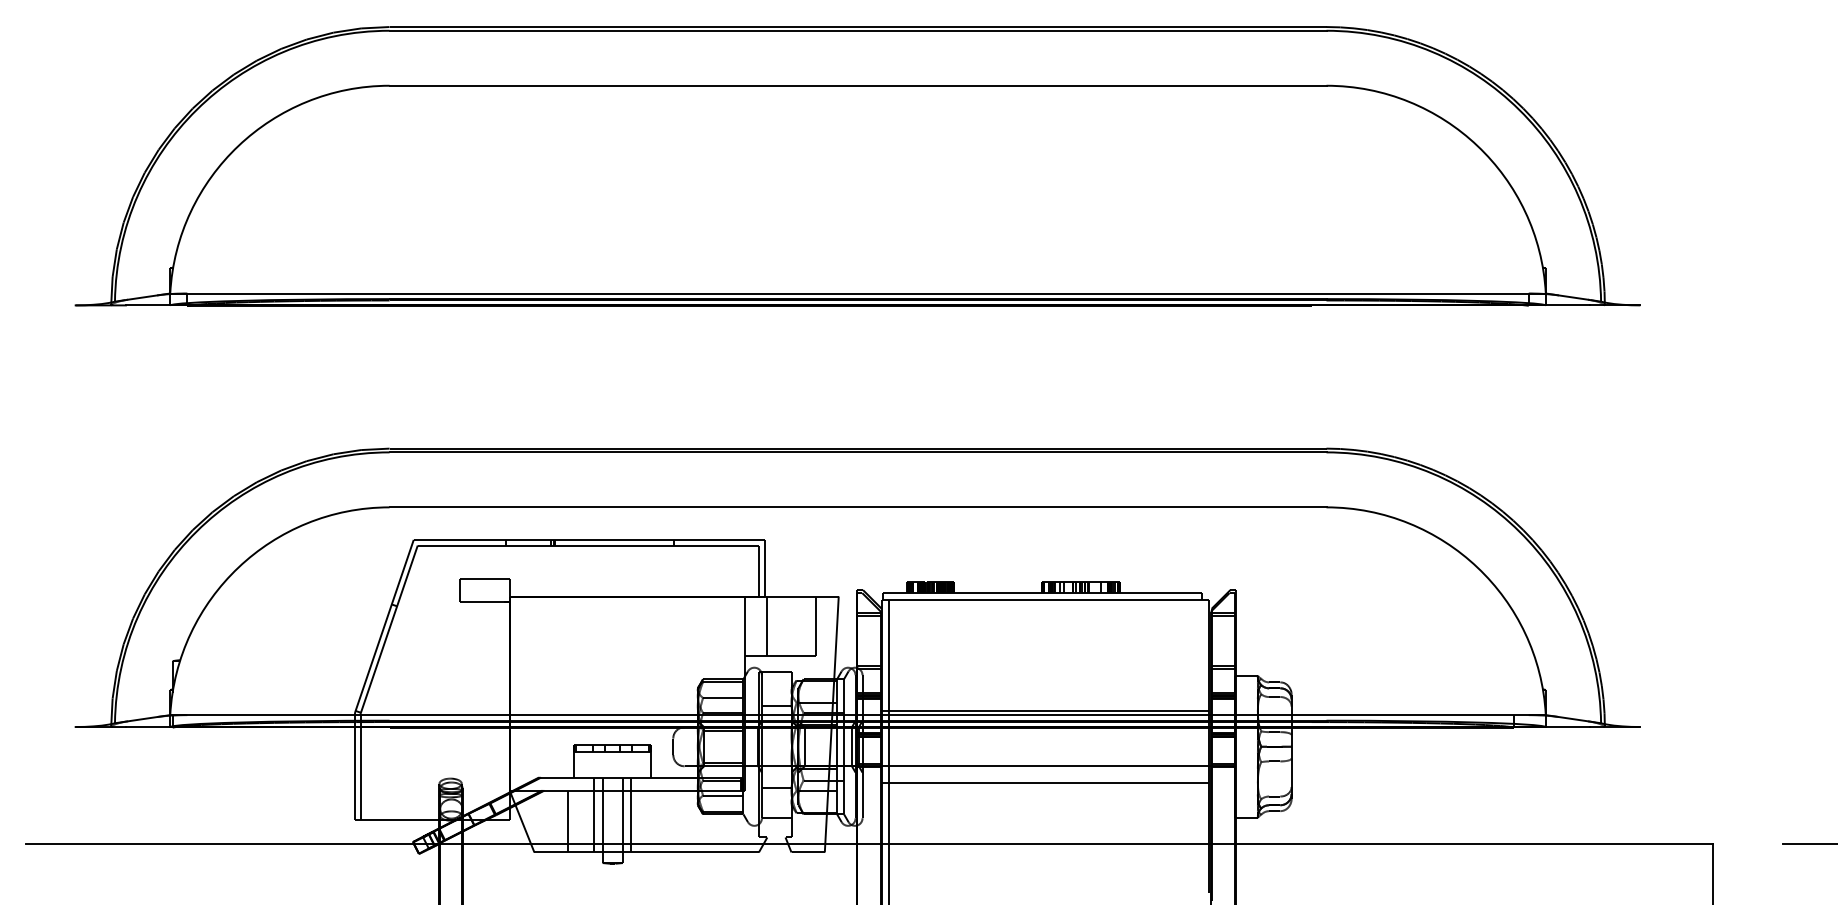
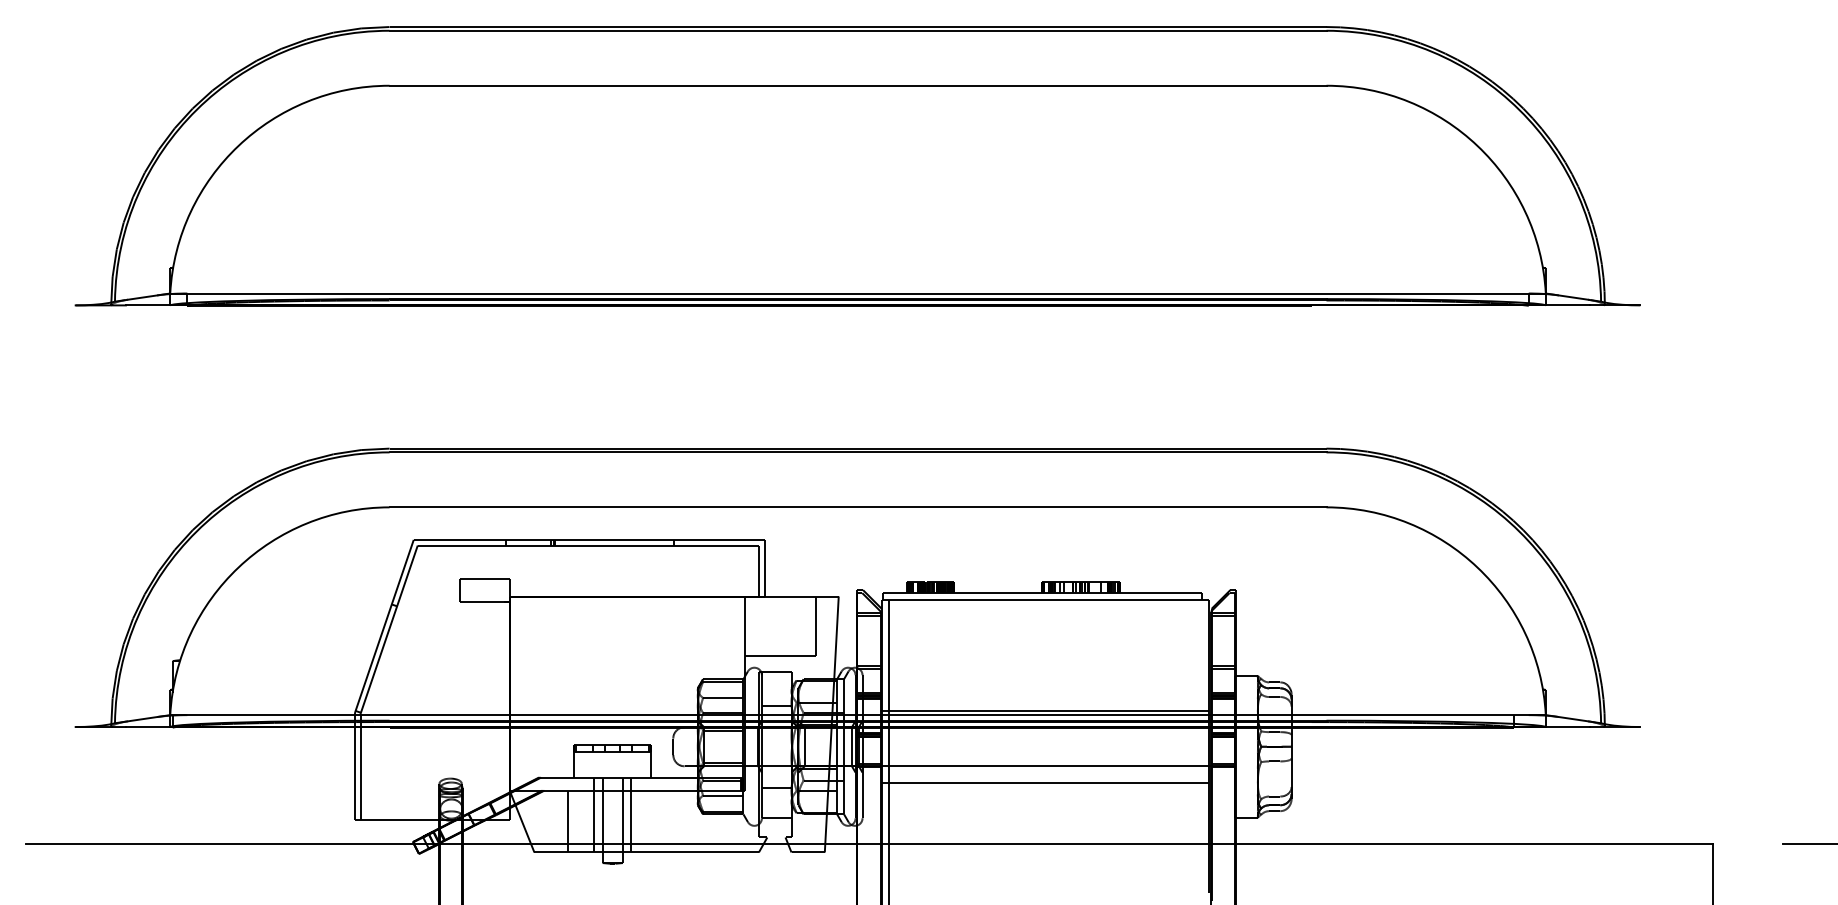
line: present -> none (767, 626)
